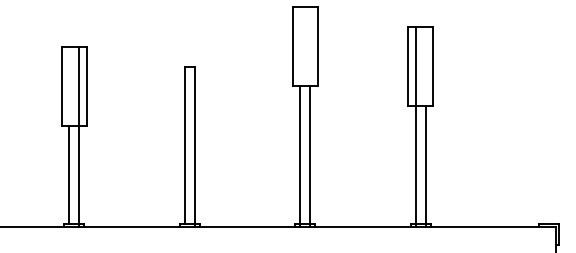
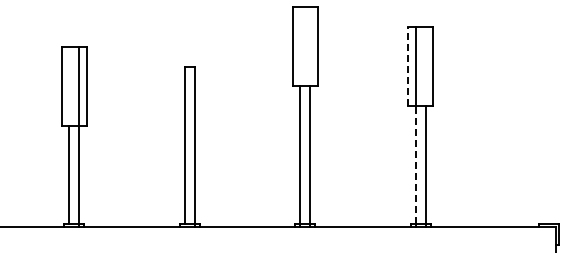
line: solid -> dashed (408, 66)
line: solid -> dashed (415, 164)
